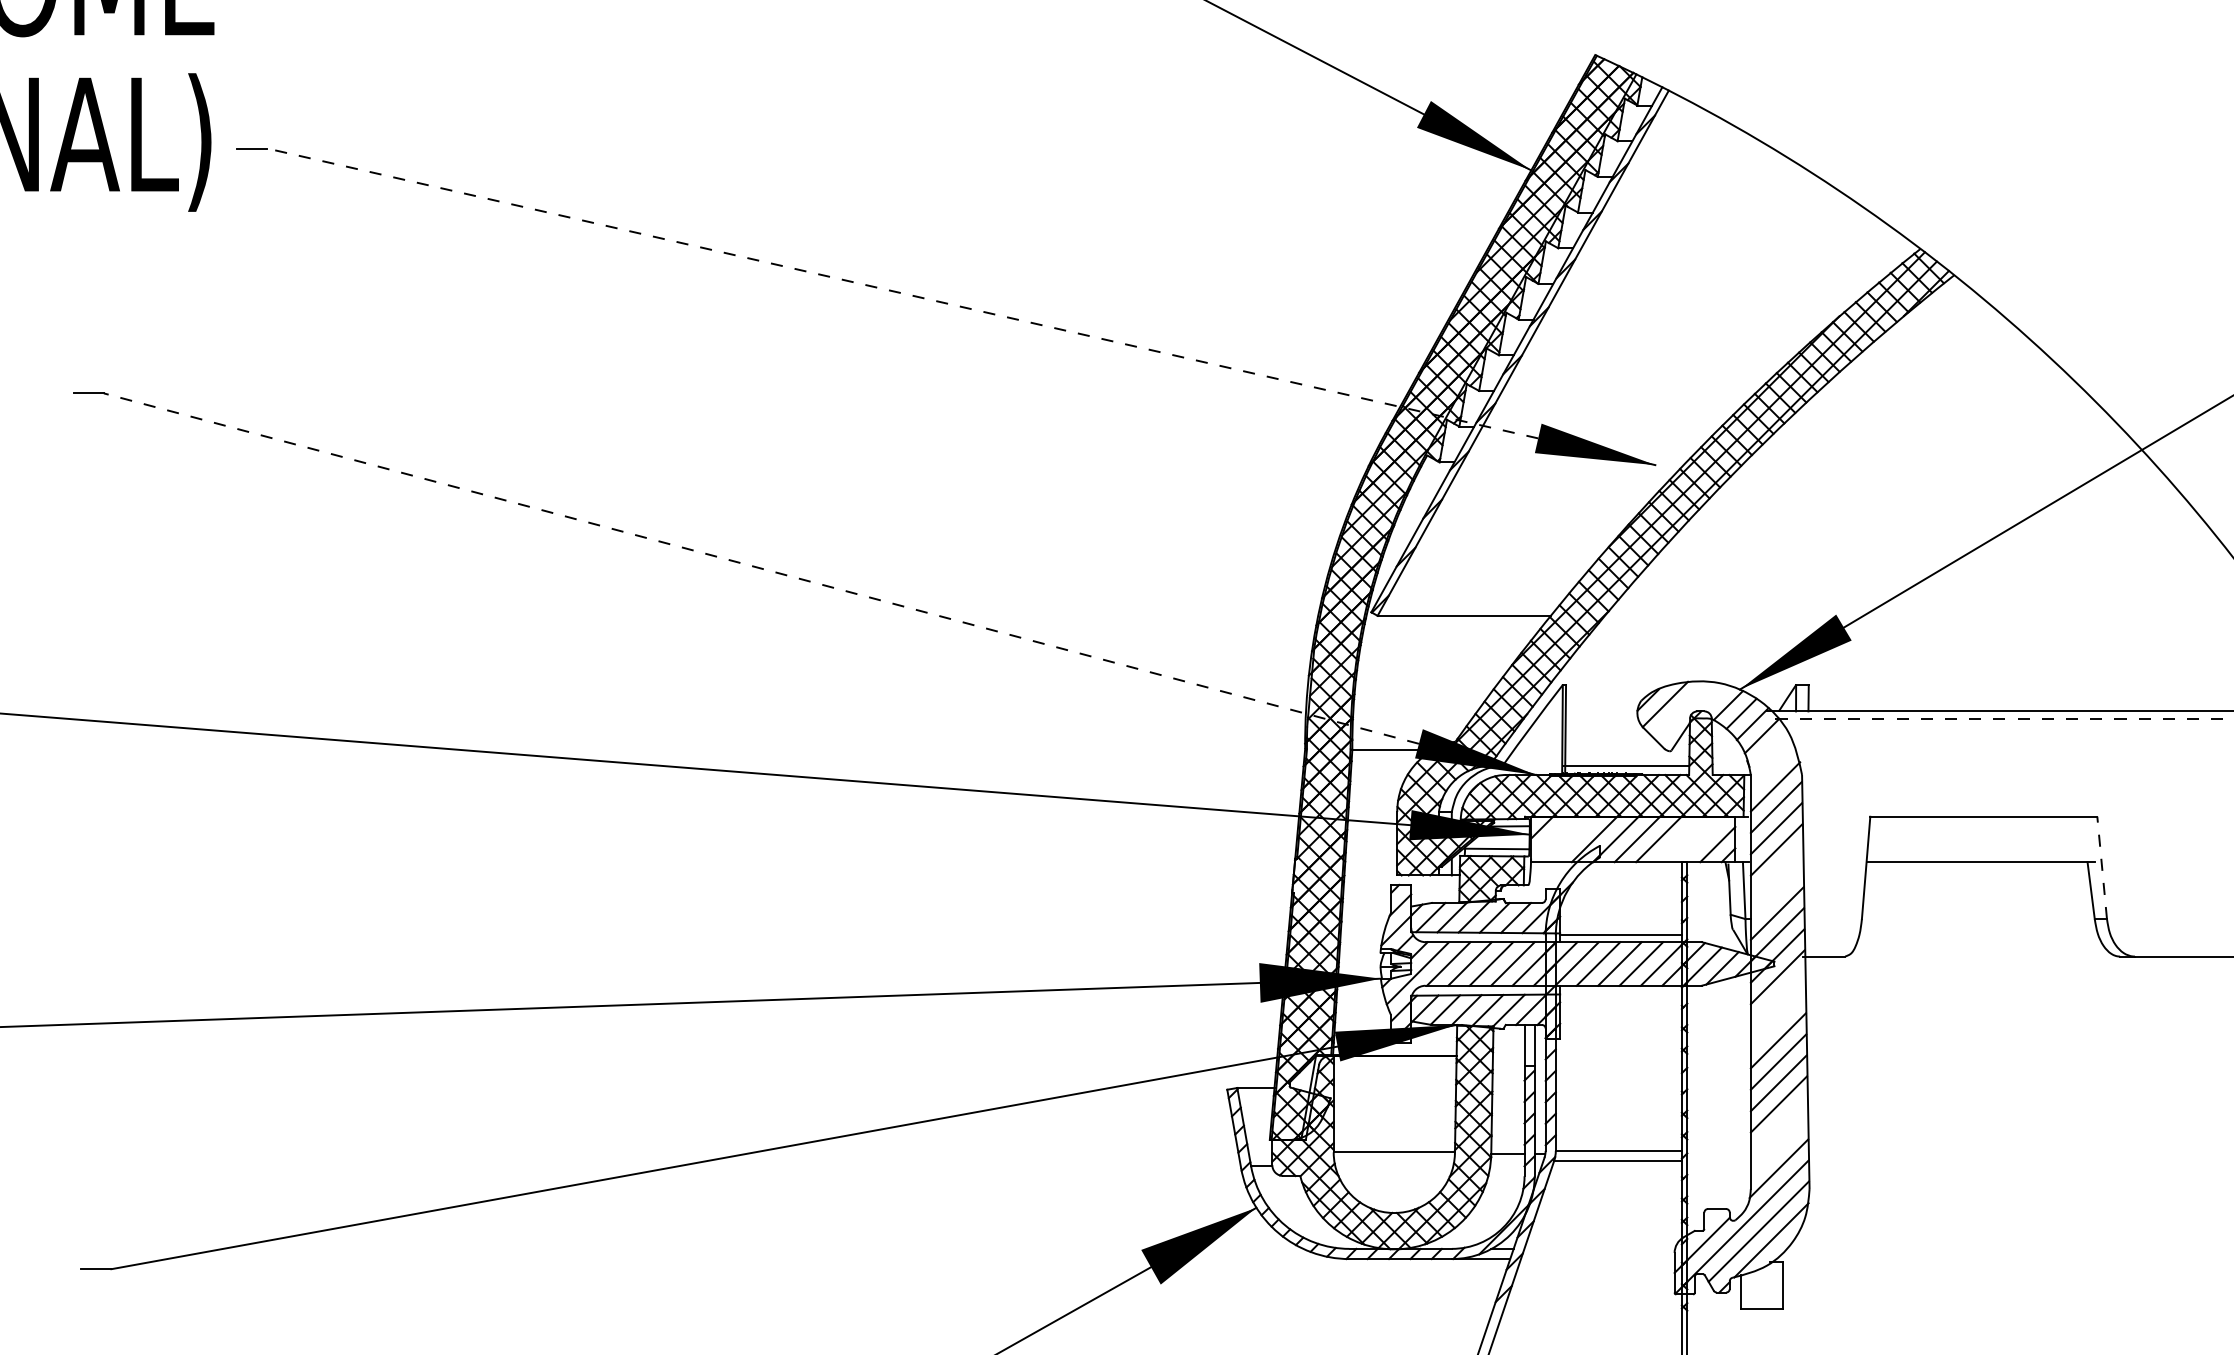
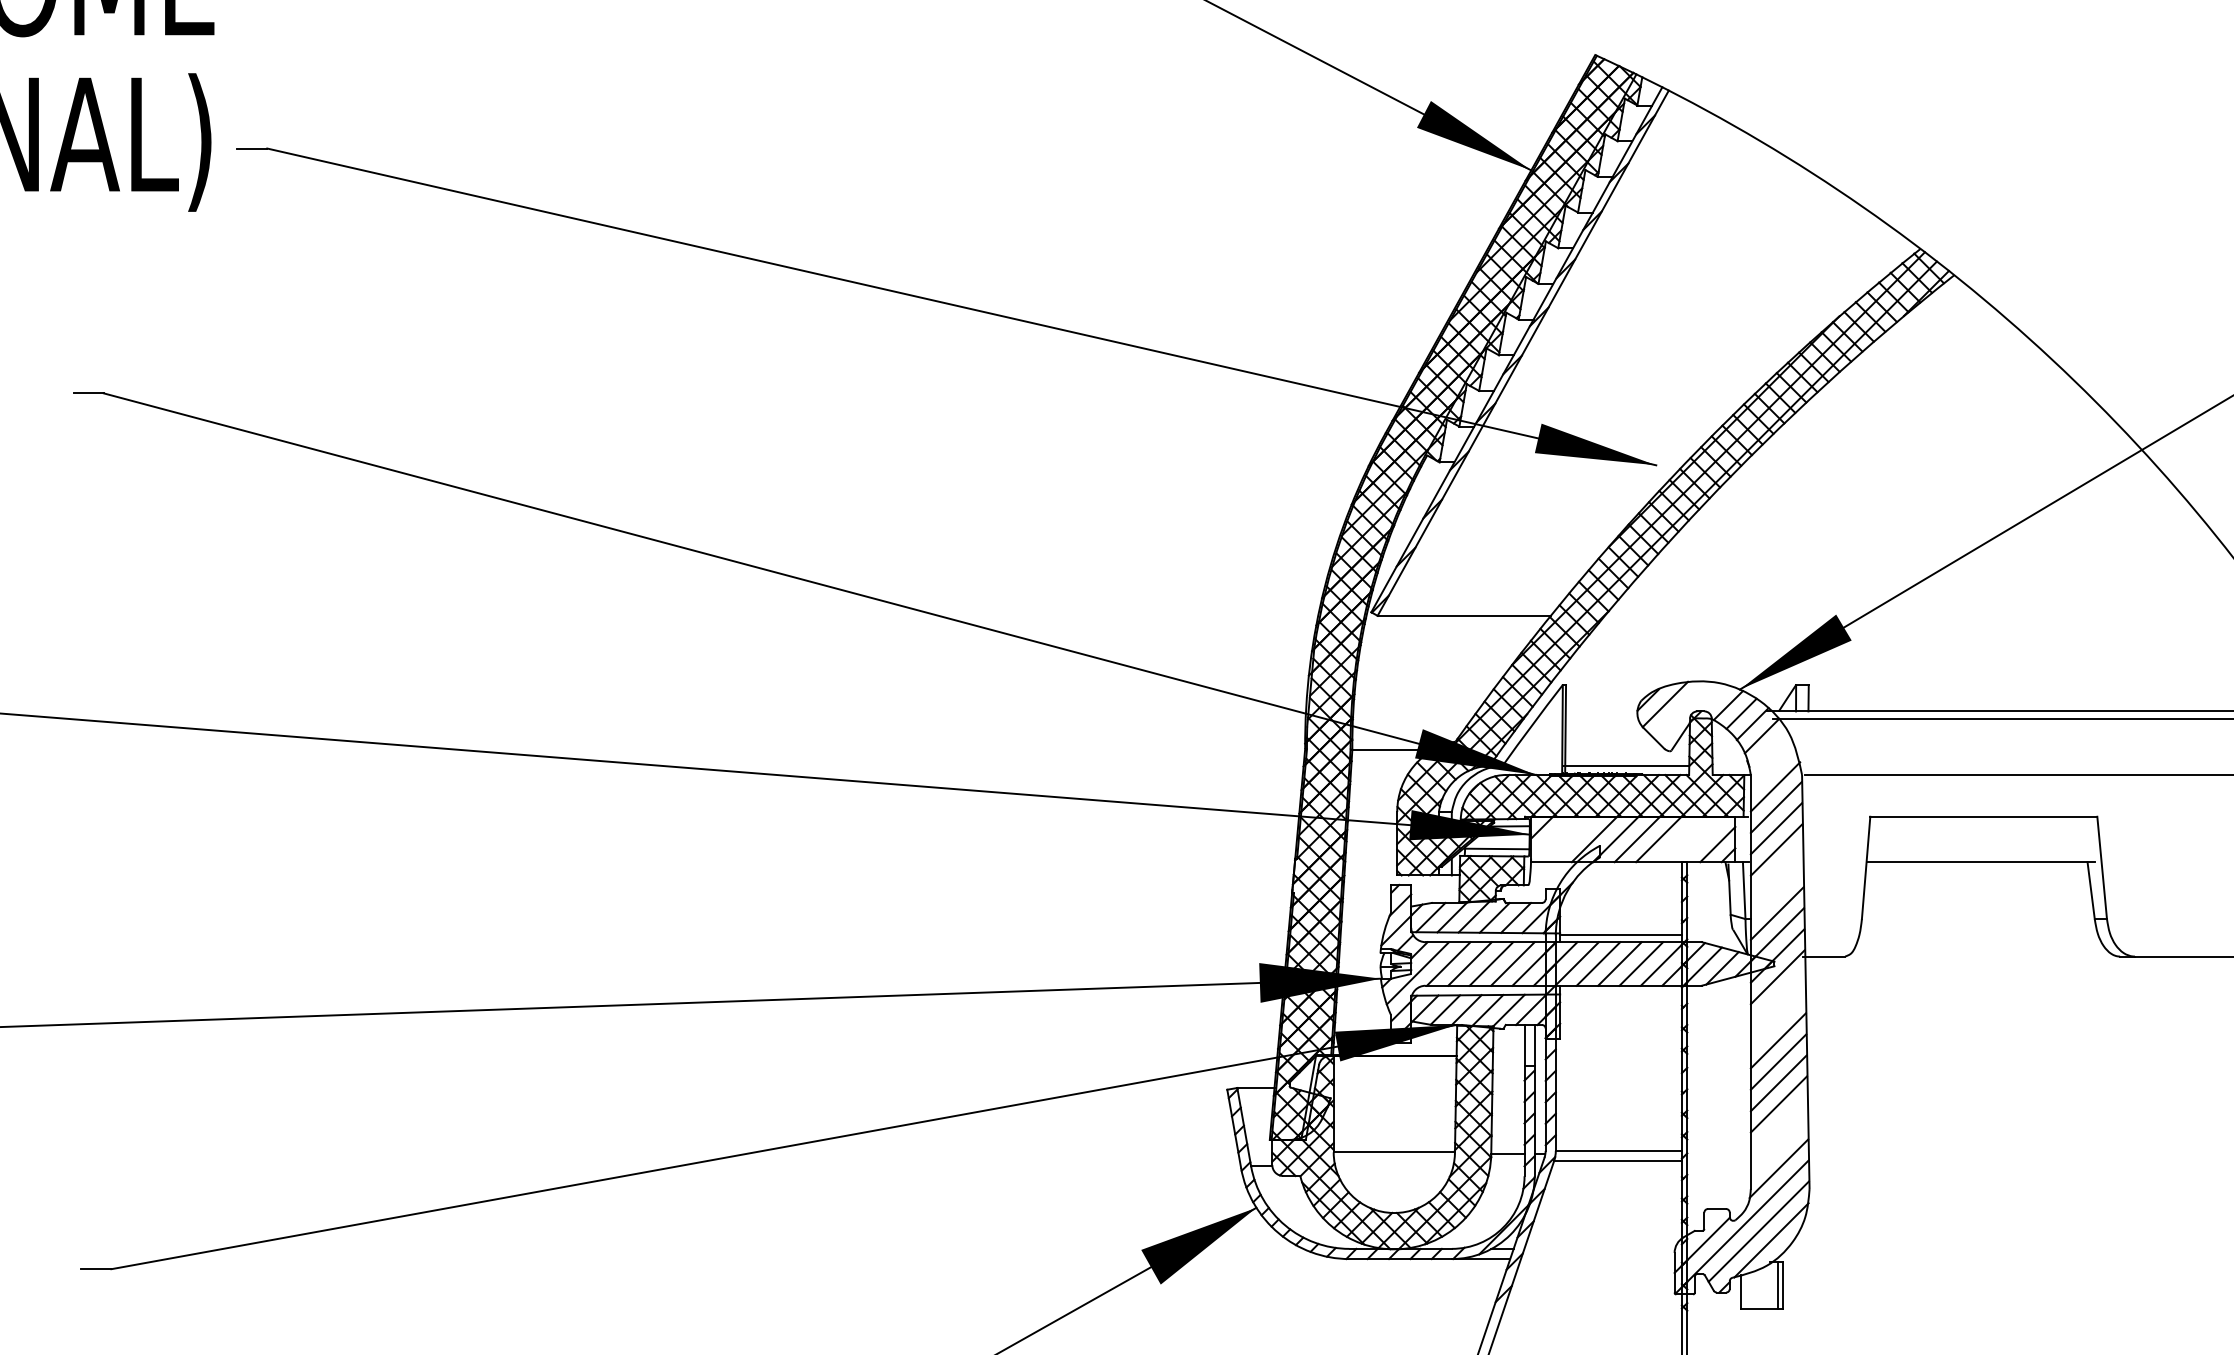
line: dashed -> solid (961, 306)
line: dashed -> solid (819, 584)
line: dashed -> solid (2002, 718)
line: none -> present (2017, 774)
line: dashed -> solid (2102, 867)
line: none -> present (1777, 1284)
